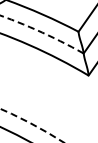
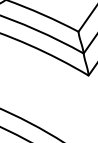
arc: dashed -> solid (43, 32)
arc: dashed -> solid (32, 124)
